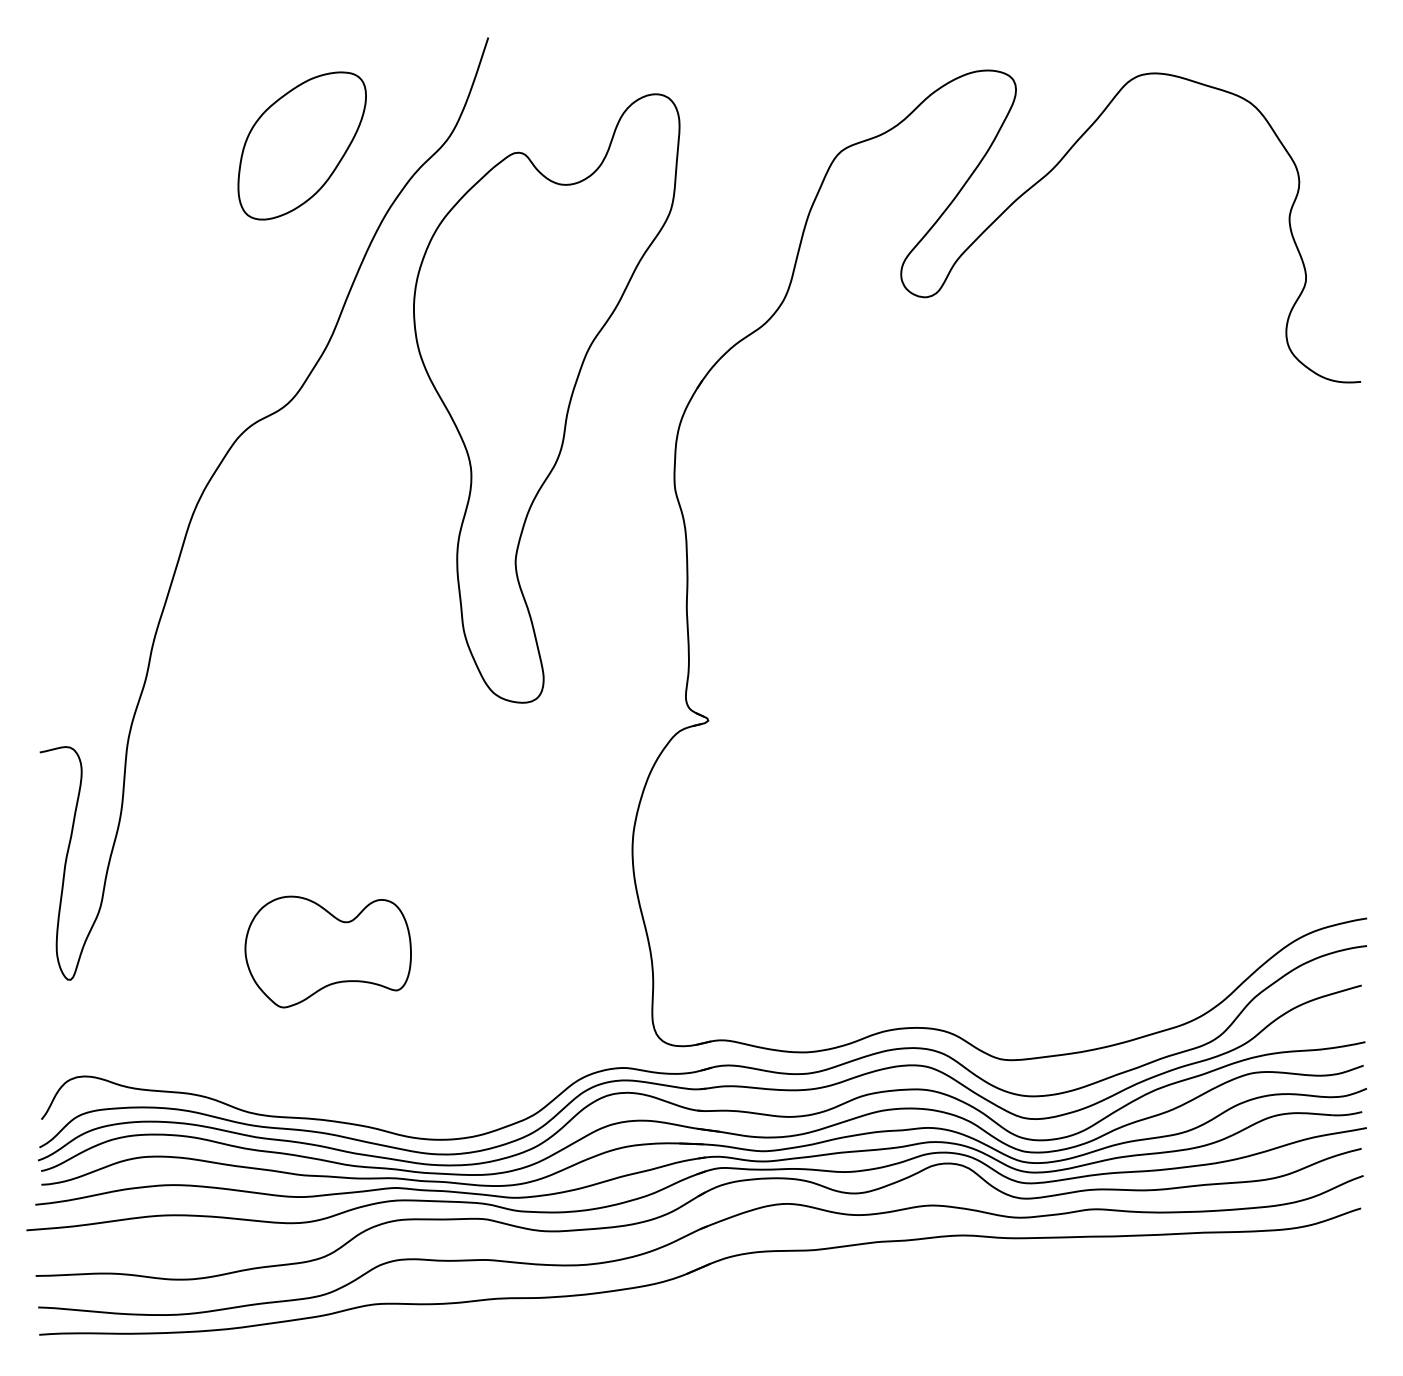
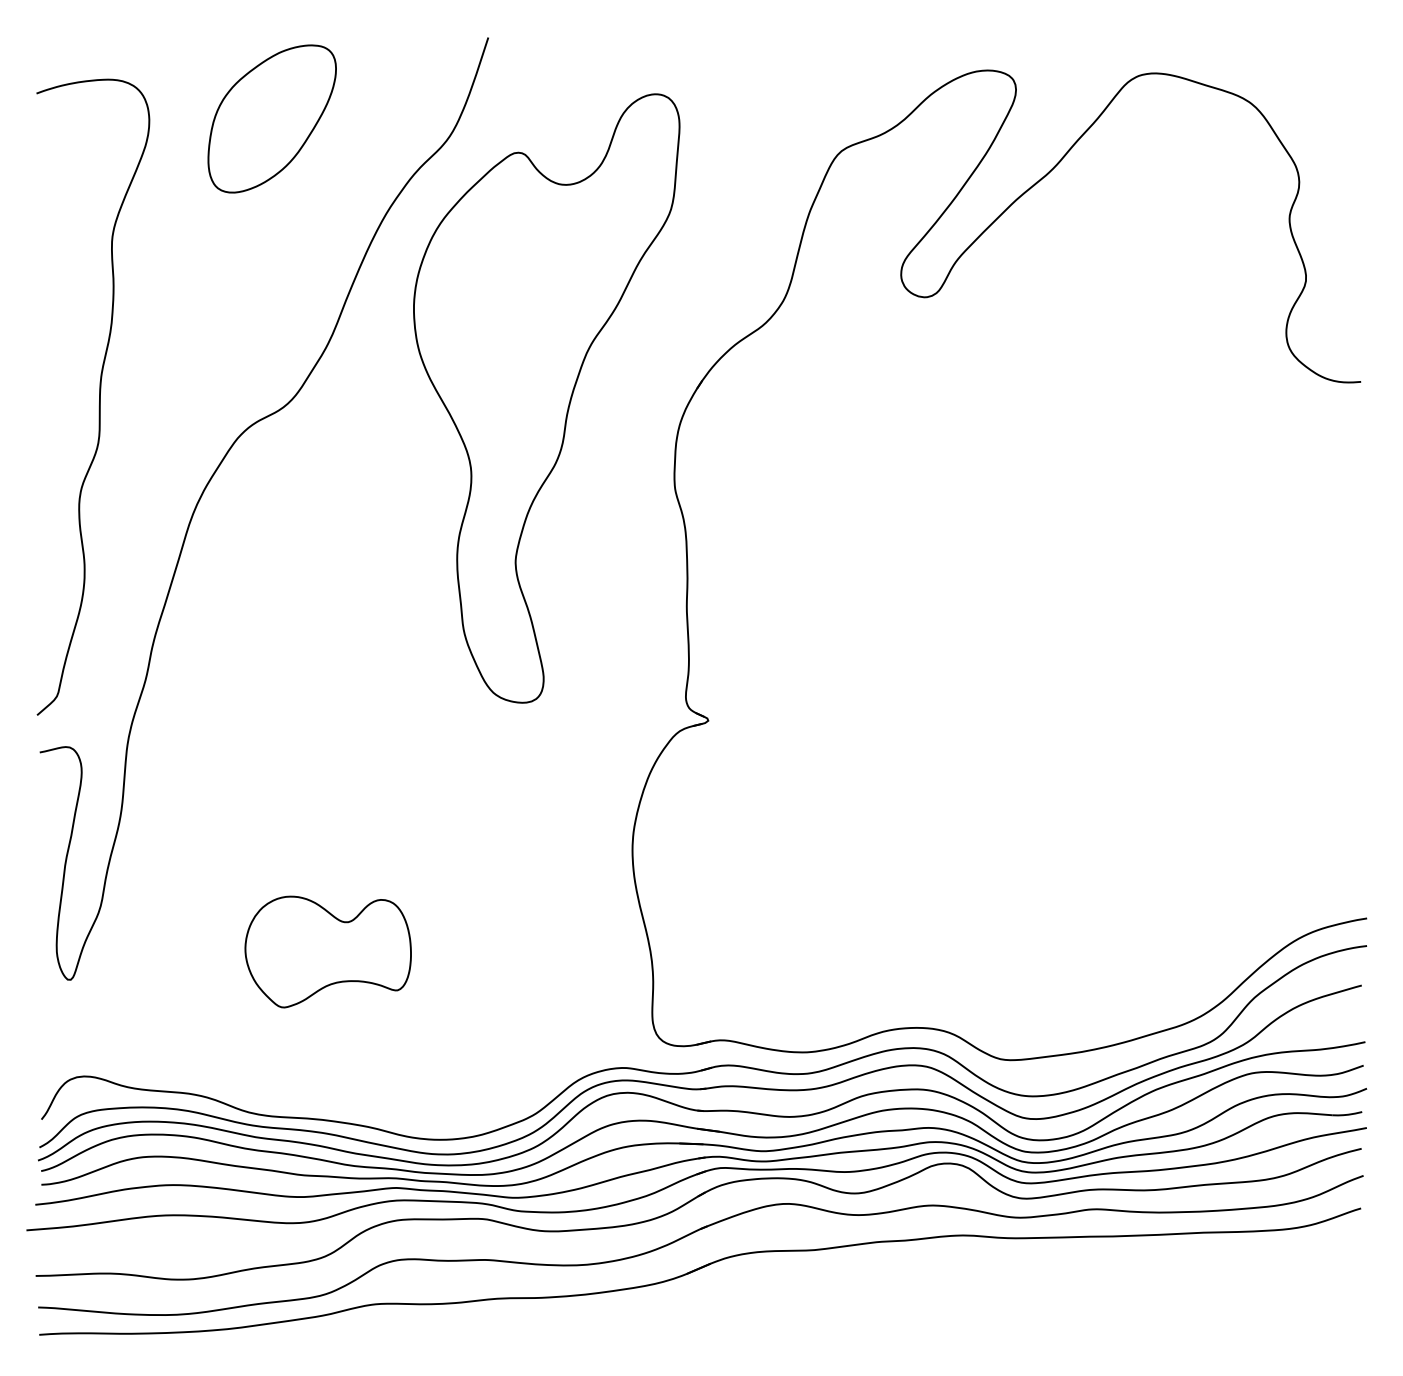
part position: (301, 145) -> (271, 118) (271, 118)
curve: none -> present (99, 396)
